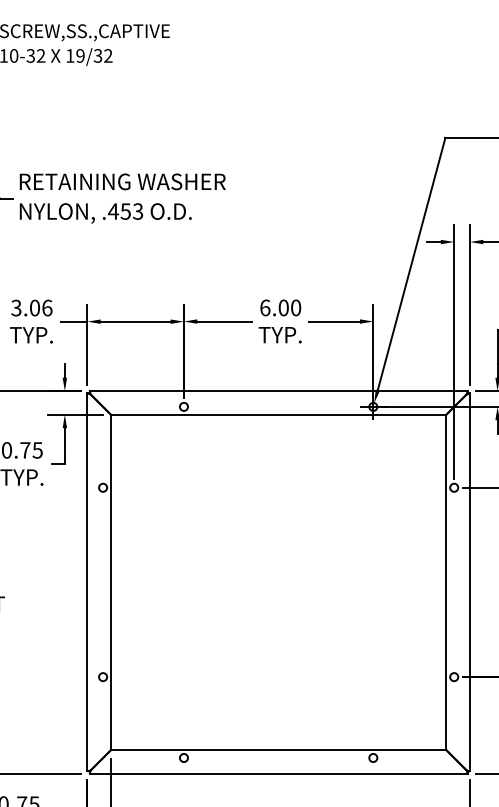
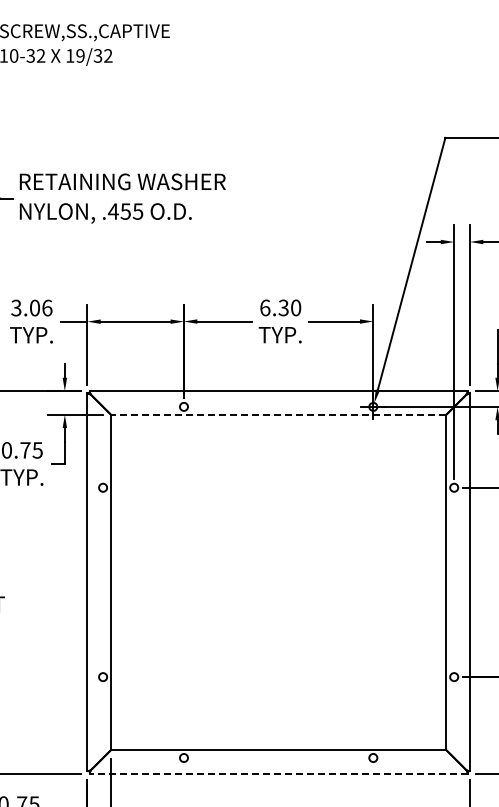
text: .453 -> .455 (138, 211)
text: 6.00 -> 6.30 (283, 307)
line: solid -> dashed (278, 414)
line: solid -> dashed (278, 773)
